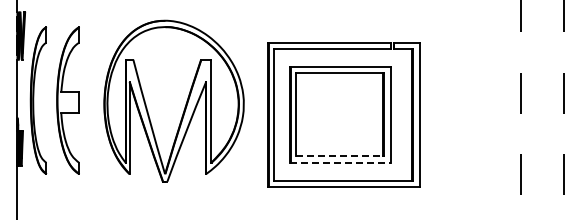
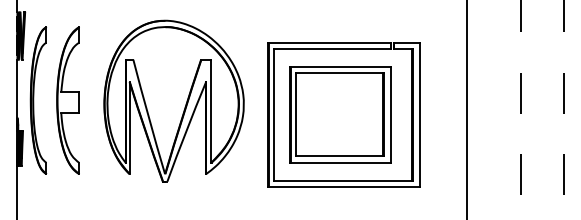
line: none -> present (467, 109)
line: dashed -> solid (339, 156)
line: dashed -> solid (341, 162)
